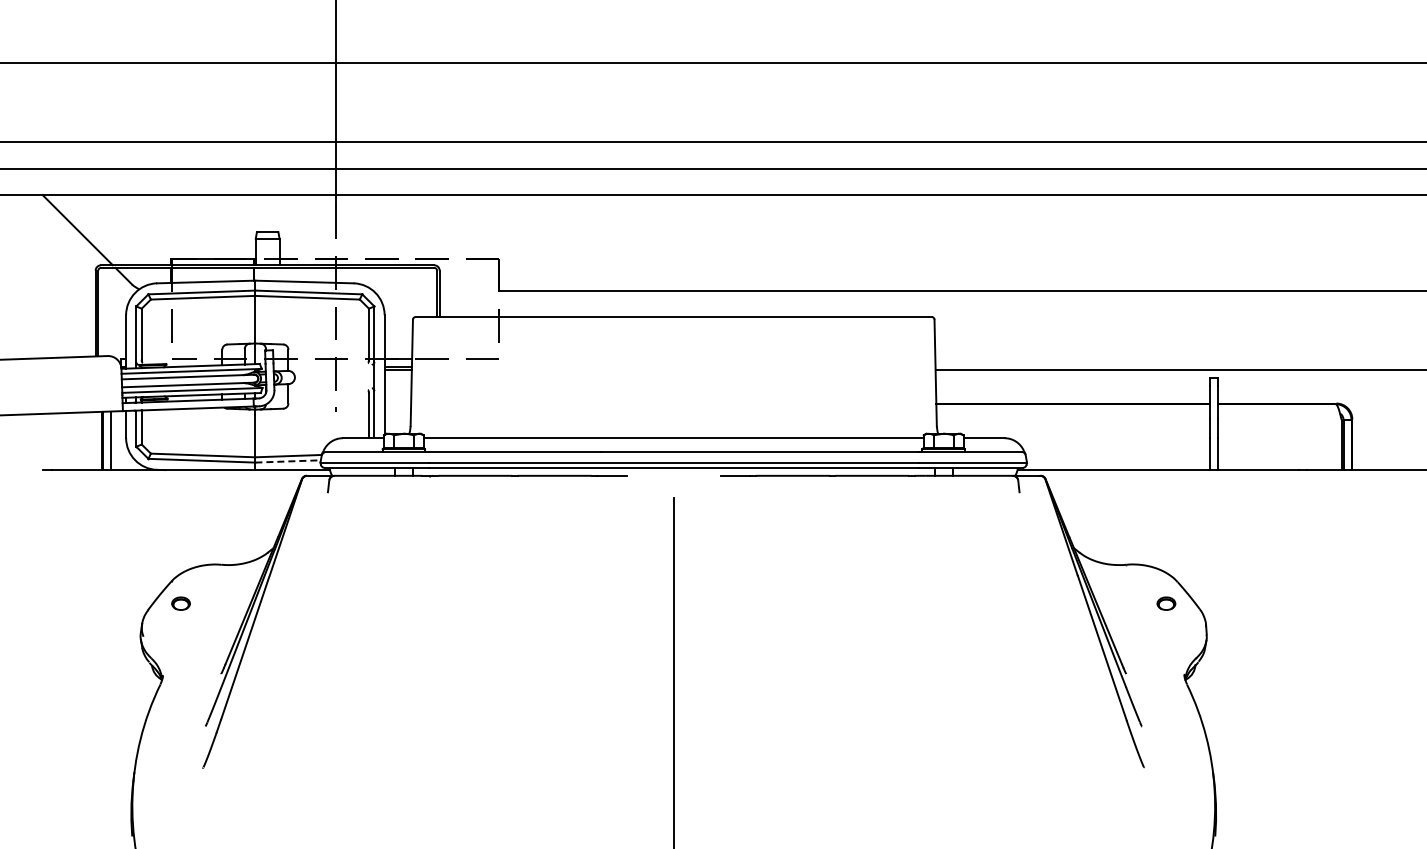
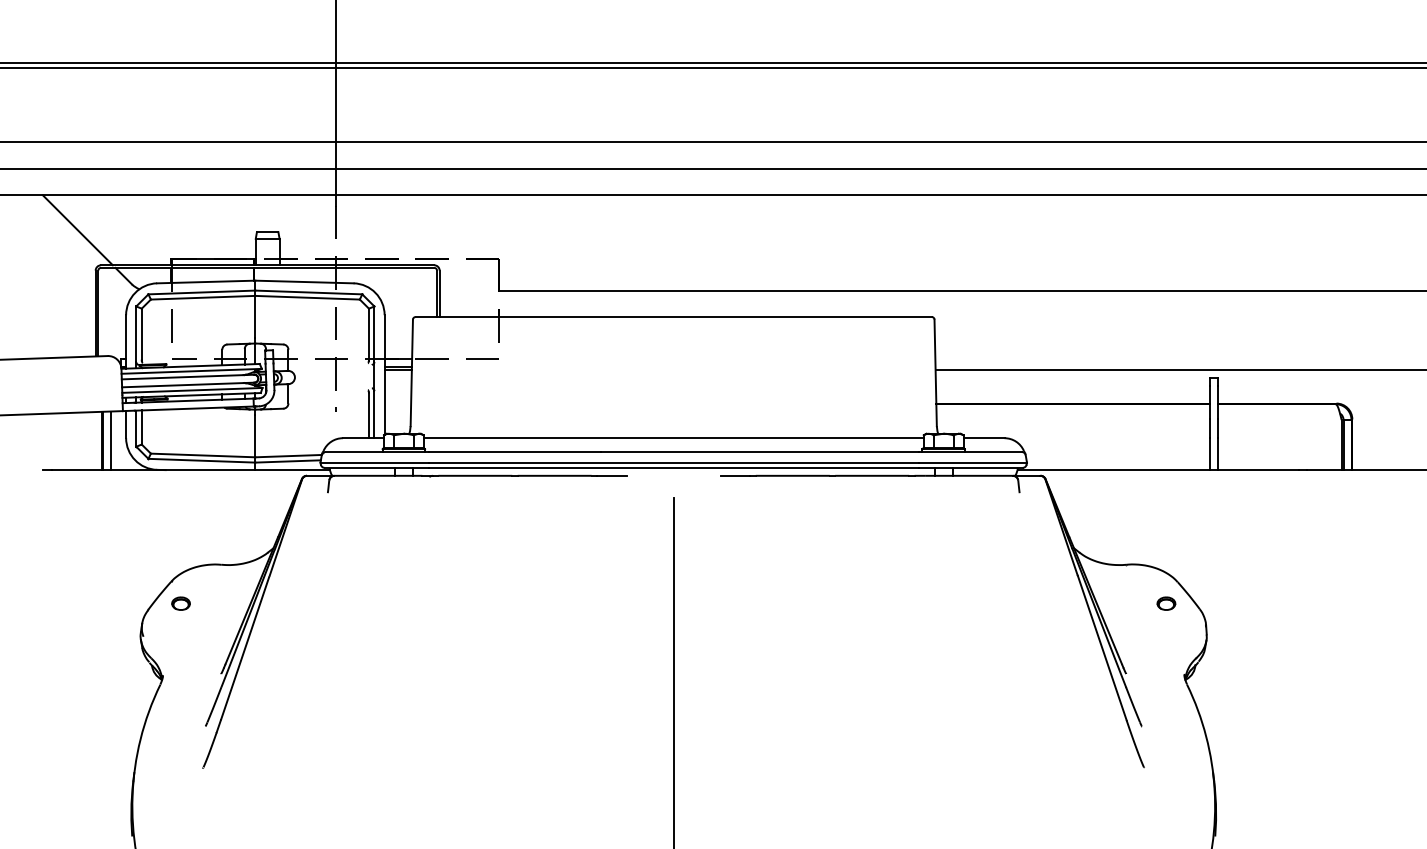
line: none -> present (712, 68)
line: dashed -> solid (288, 461)
